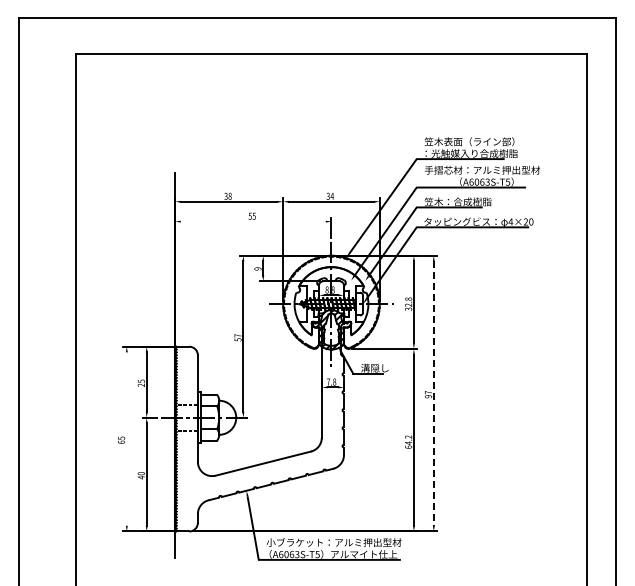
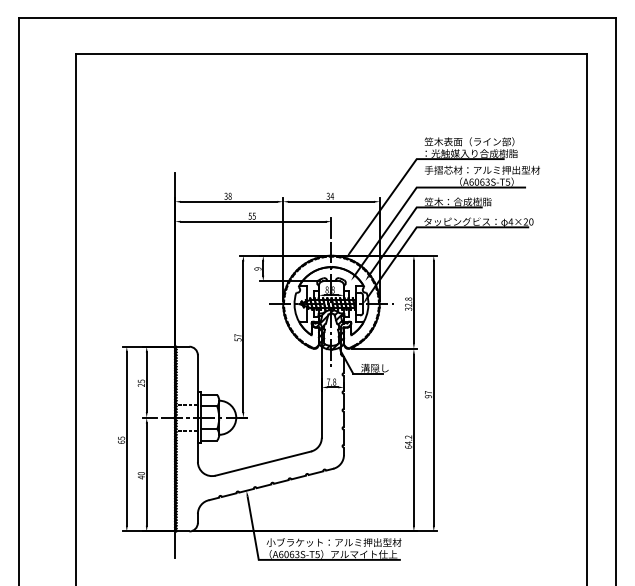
line: none -> present (252, 221)
line: dashed -> solid (433, 394)
line: none -> present (126, 438)
